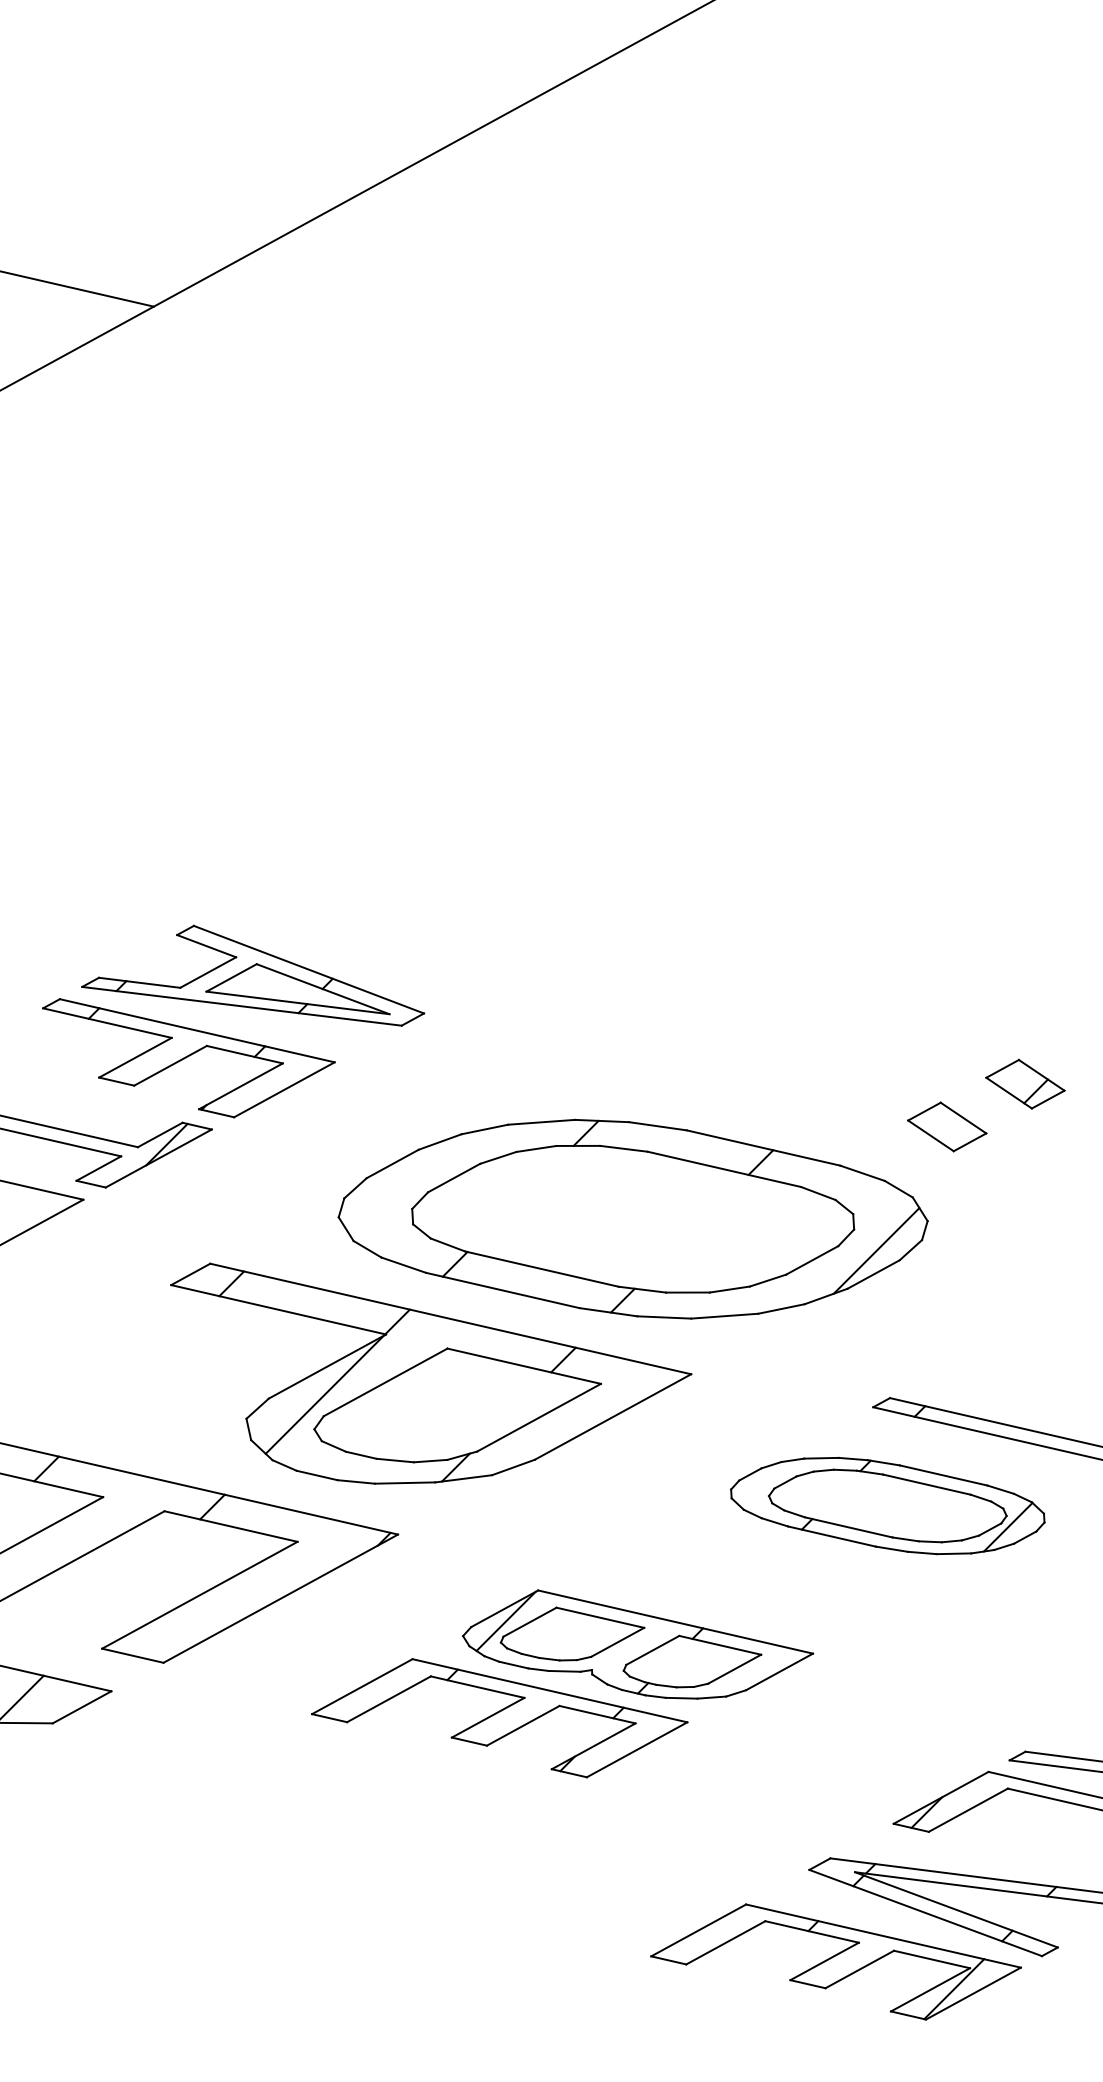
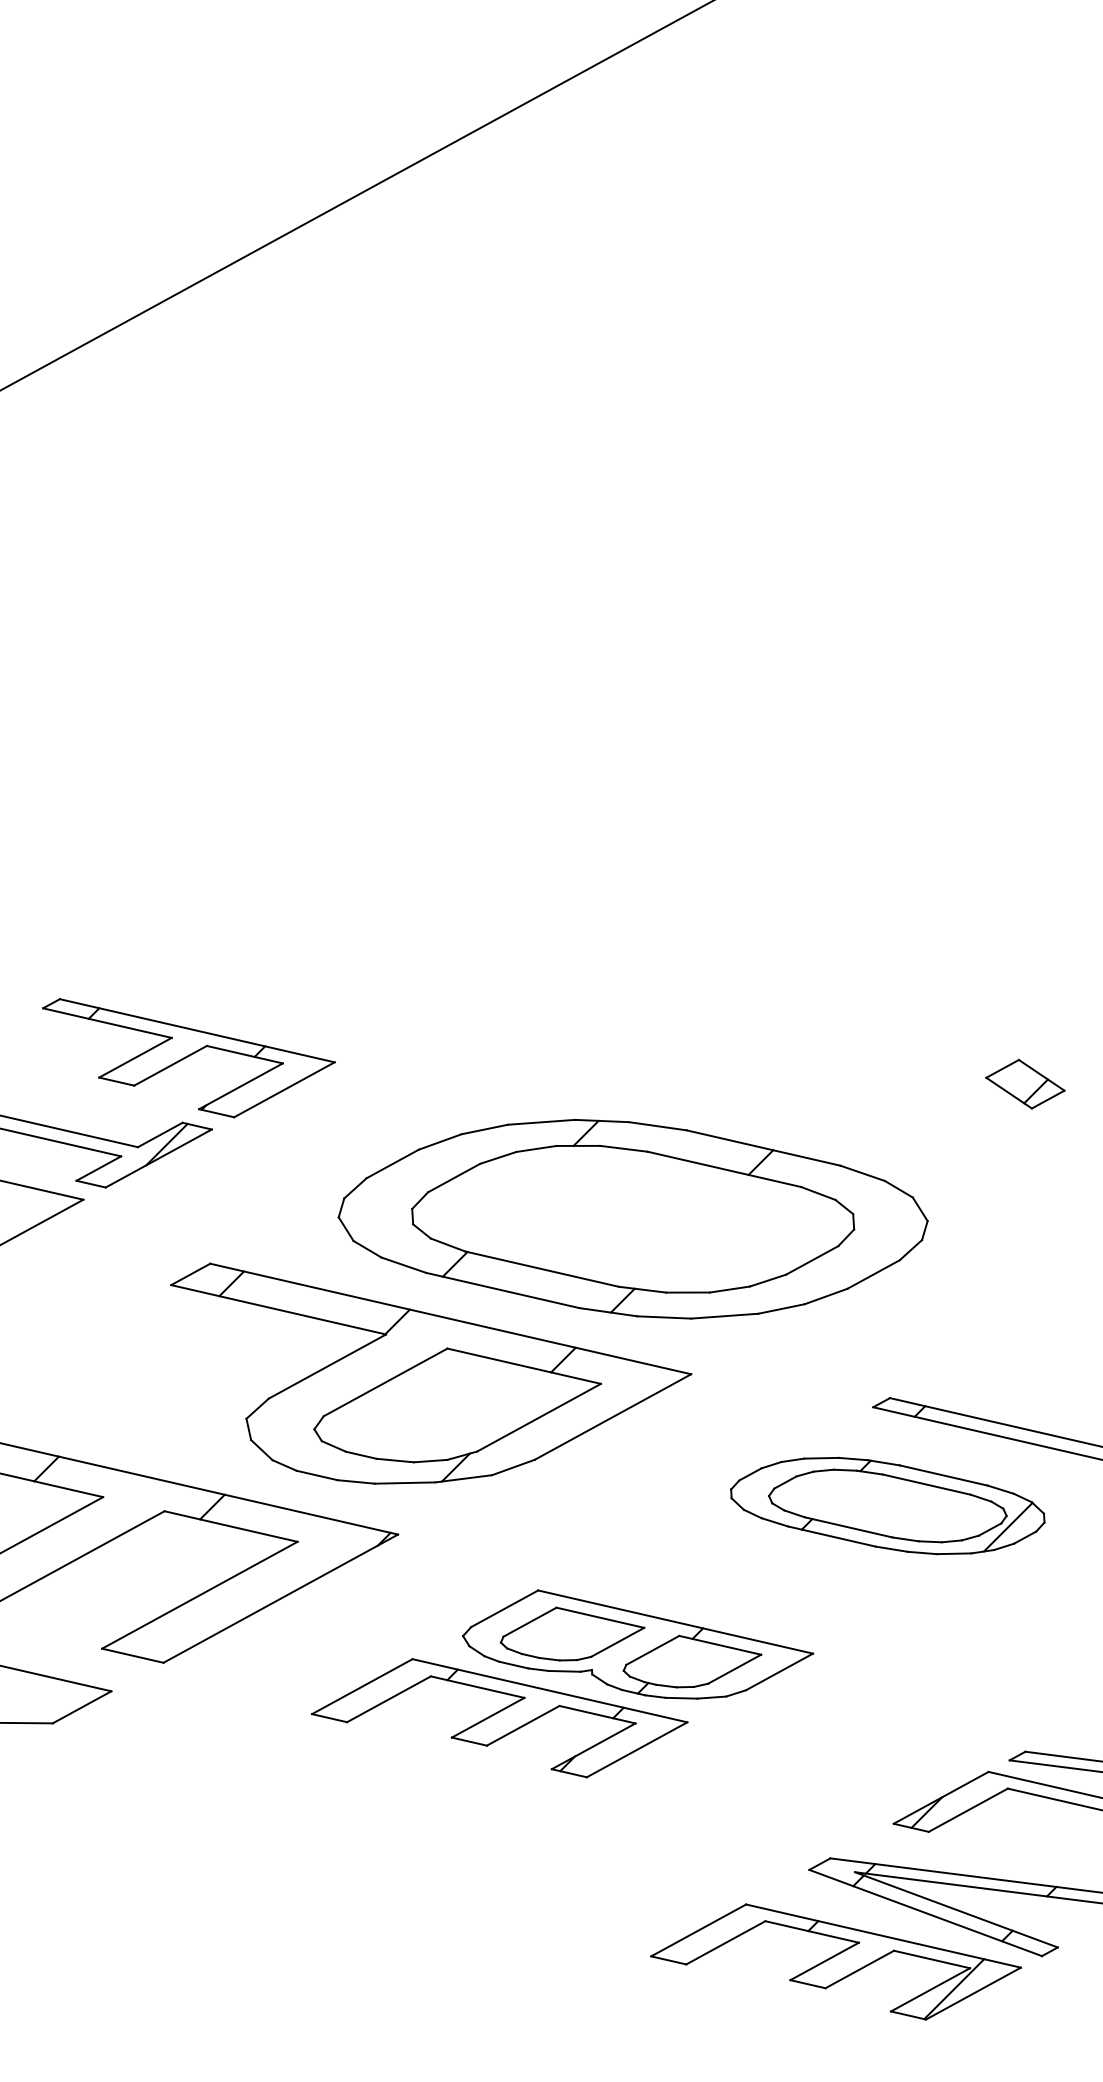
line: present -> none (77, 288)
part: present -> none (253, 975)
part: present -> none (947, 1126)
line: present -> none (876, 1250)
line: present -> none (324, 1394)
line: present -> none (505, 1620)
line: present -> none (22, 1696)
